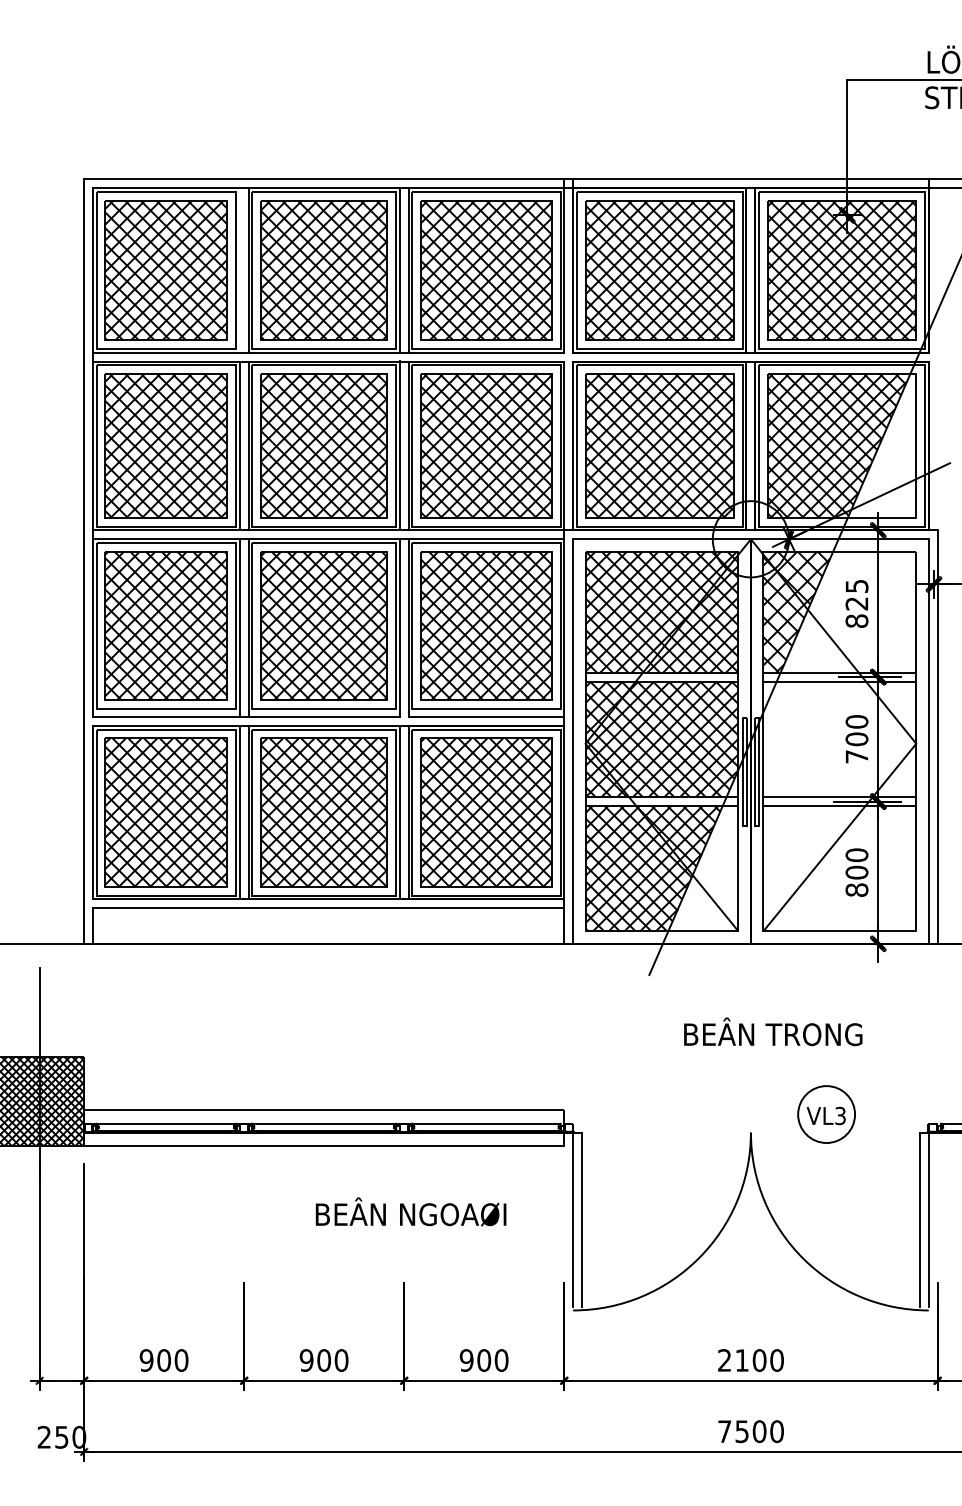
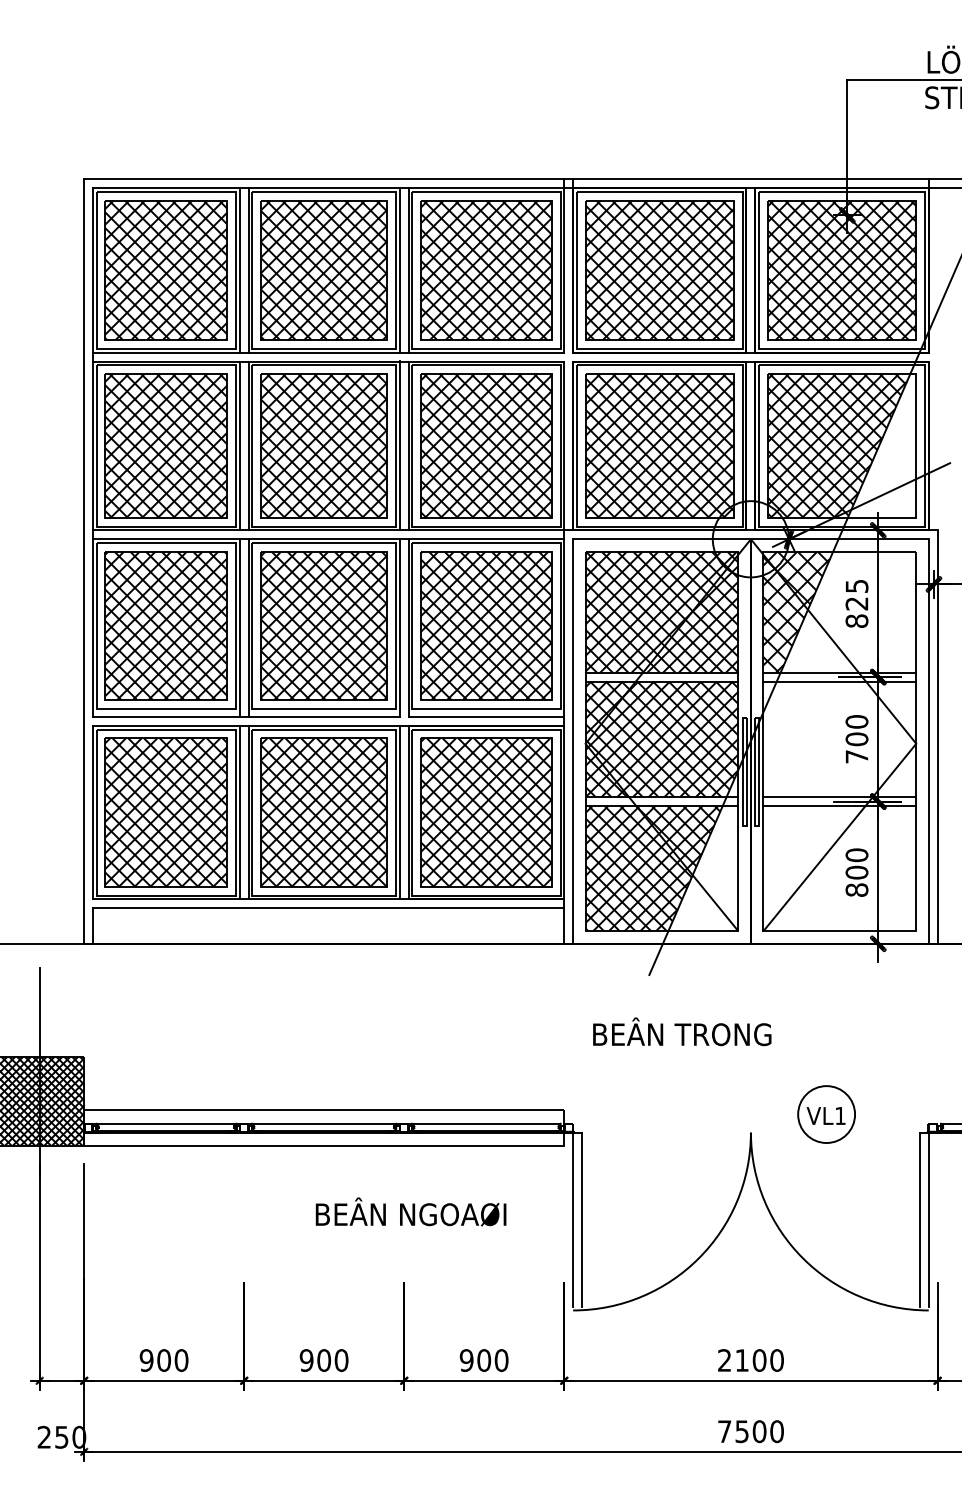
line: none -> present (239, 270)
text position: (773, 1031) -> (682, 1031) (682, 1031)
text: VL3 -> VL1 (840, 1115)
